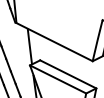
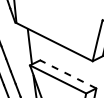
line: solid -> dashed (67, 74)
